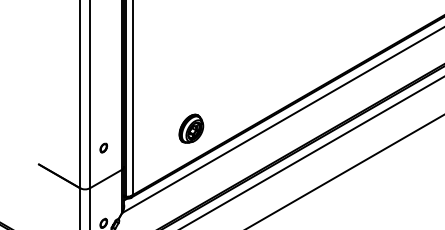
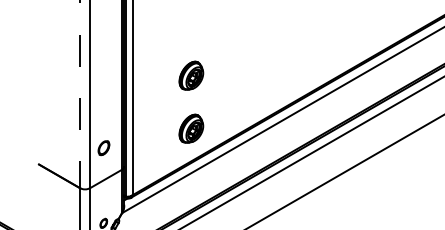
part: none -> present (191, 75)
line: solid -> dashed (80, 94)
part size: 9x12 px -> 14x17 px (103, 148)
